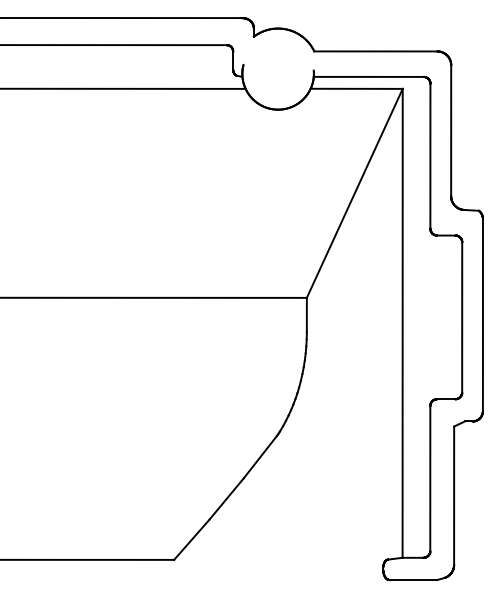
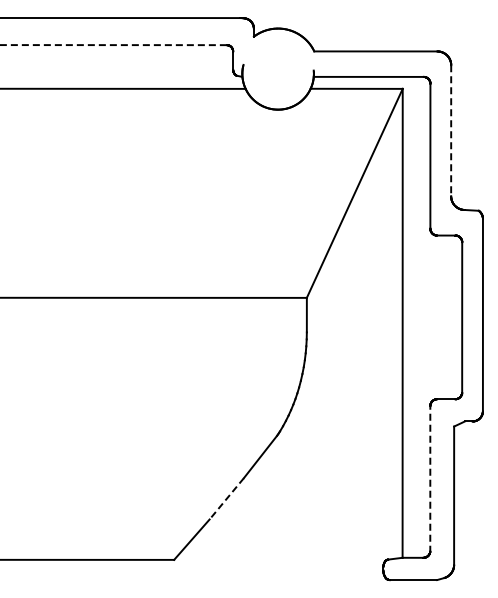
line: solid -> dashed (112, 45)
line: solid -> dashed (451, 130)
line: solid -> dashed (430, 478)
line: solid -> dashed (226, 498)
